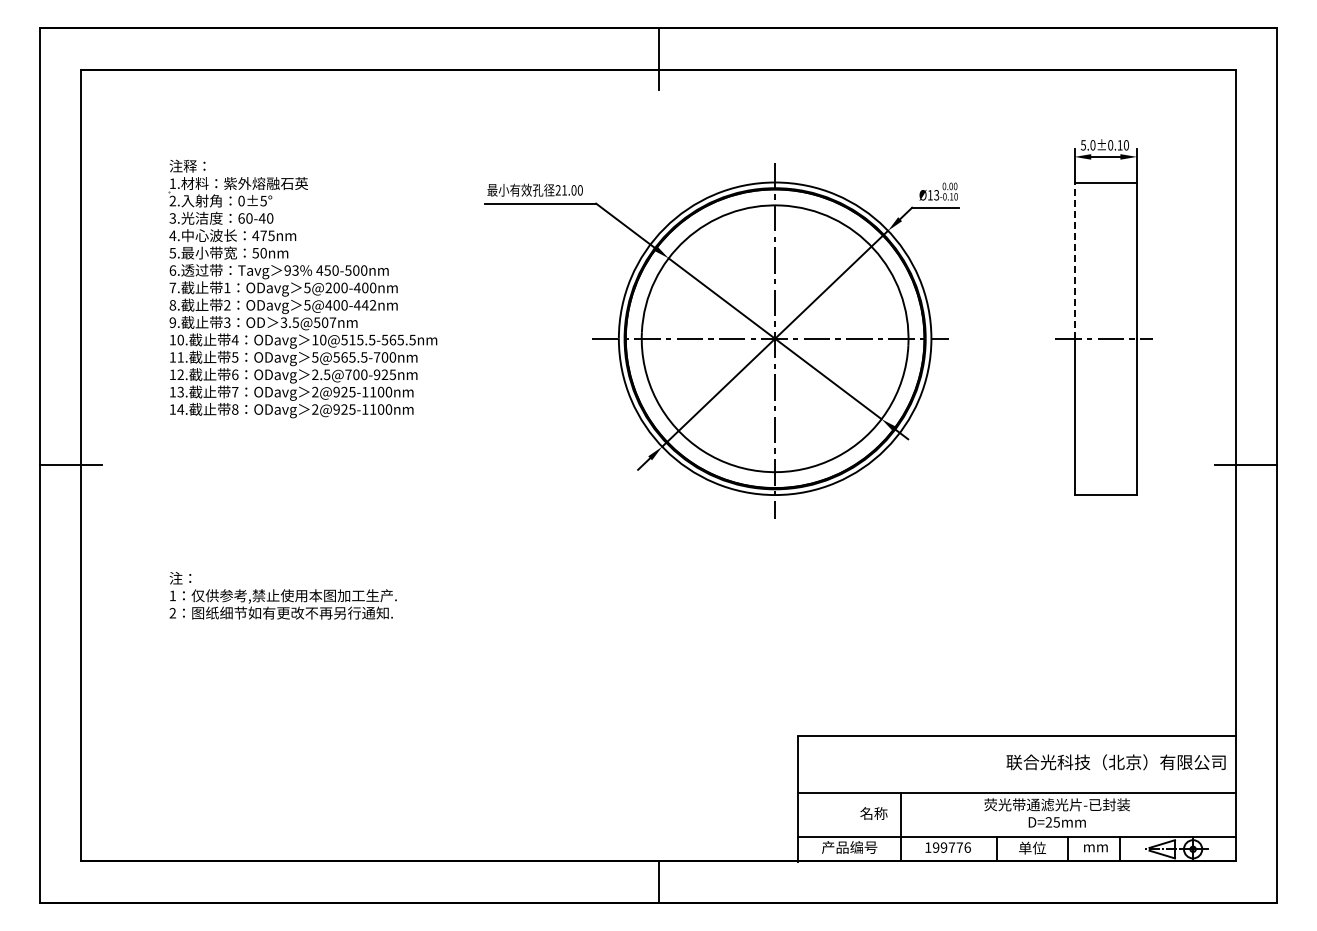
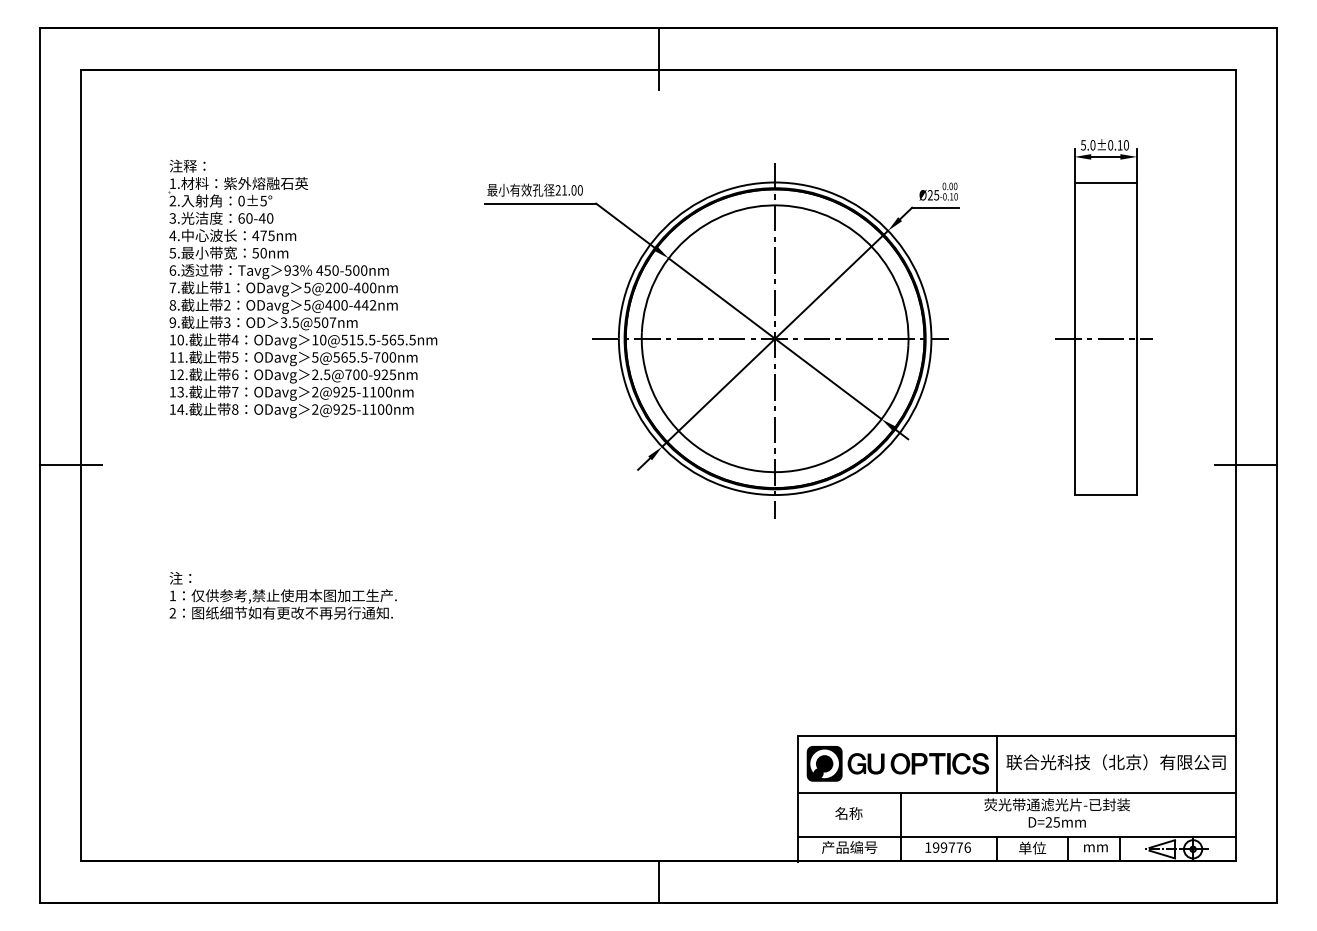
text: Ø13 -> Ø25 (933, 195)
line: dashed -> solid (1074, 260)
part: none -> present (897, 763)
line: none -> present (996, 764)
text position: (873, 813) -> (848, 813) (848, 813)
